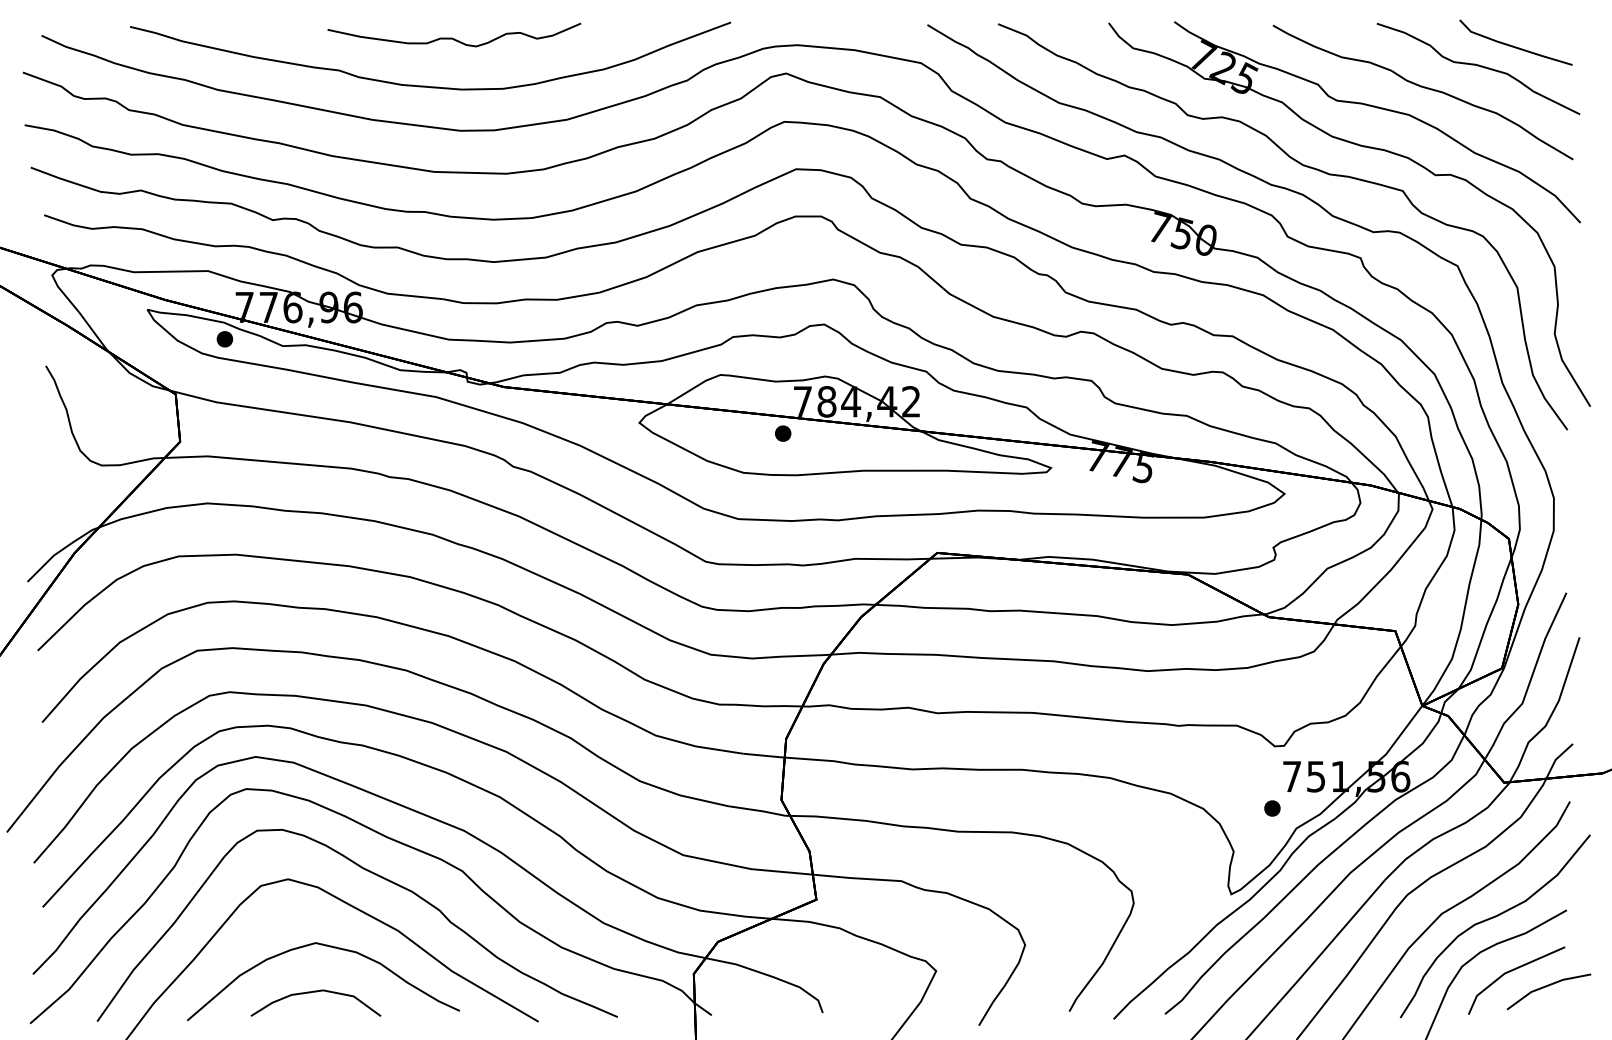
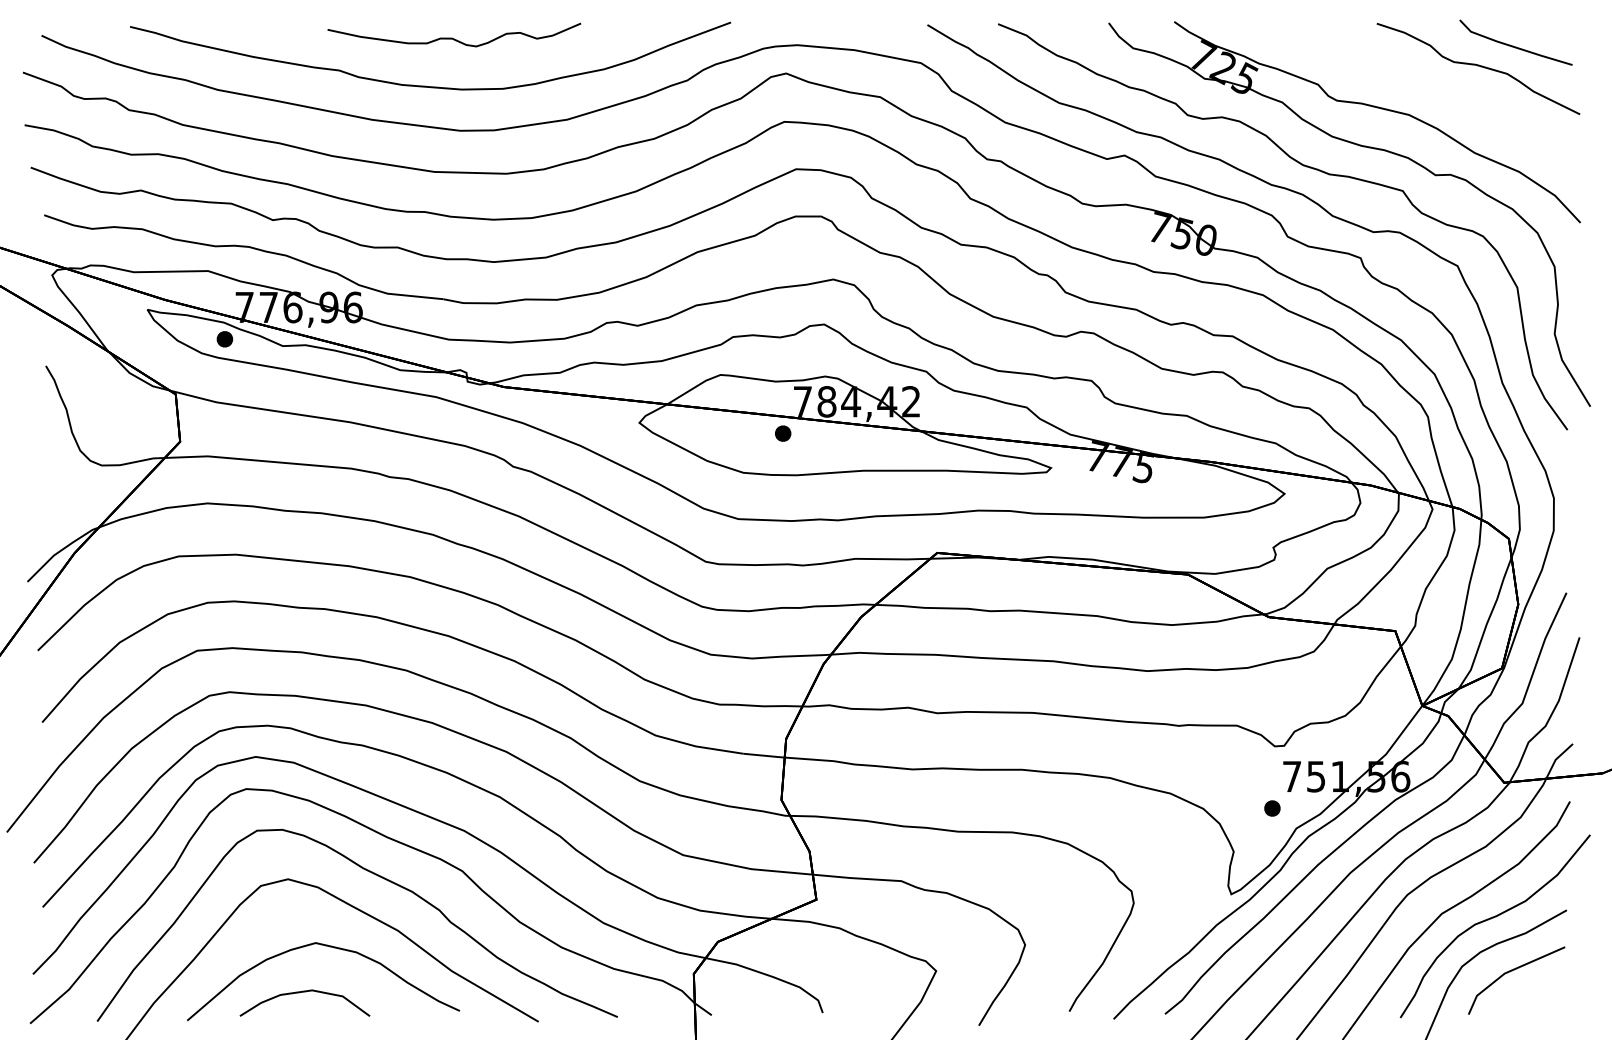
curve: present -> none (1423, 88)
line: present -> none (1546, 987)
curve position: (315, 992) -> (304, 992) (304, 992)
